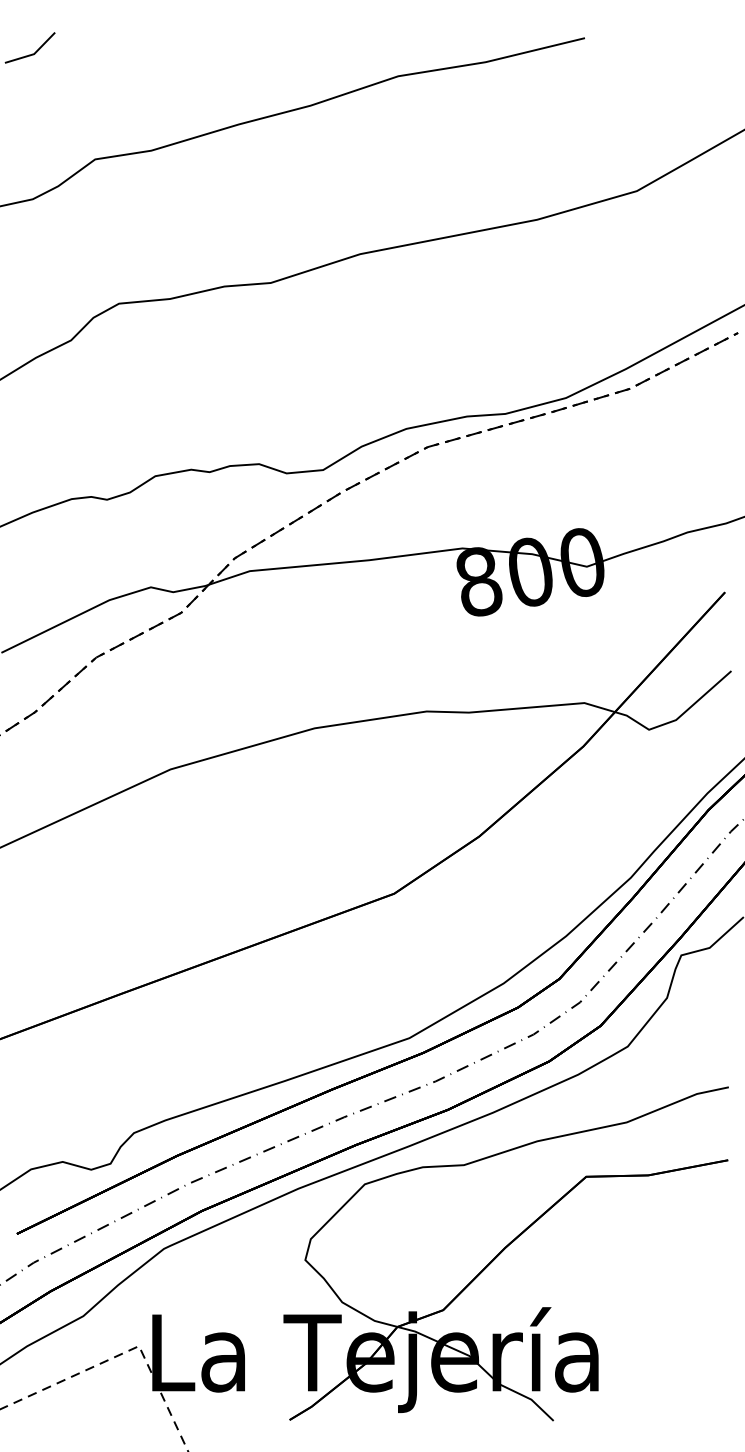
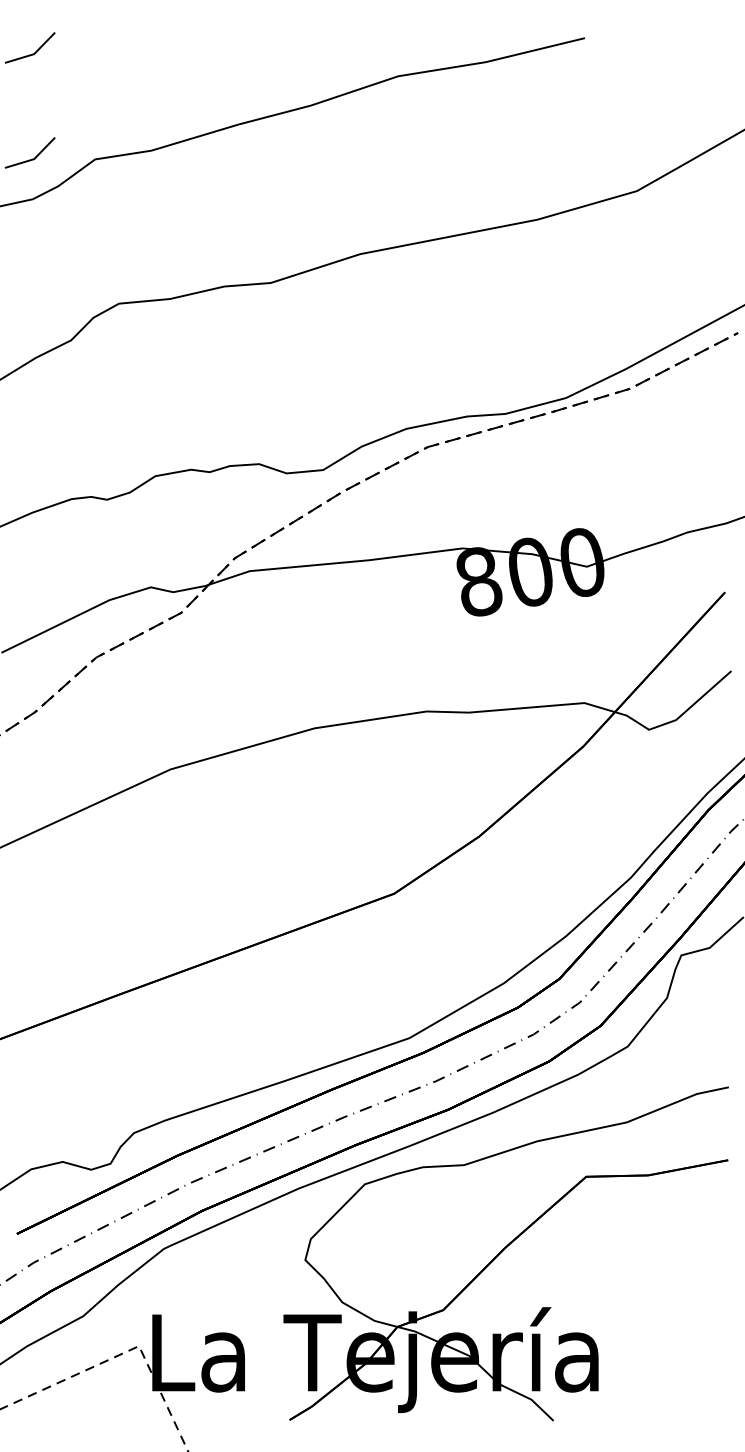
line: none -> present (32, 158)
